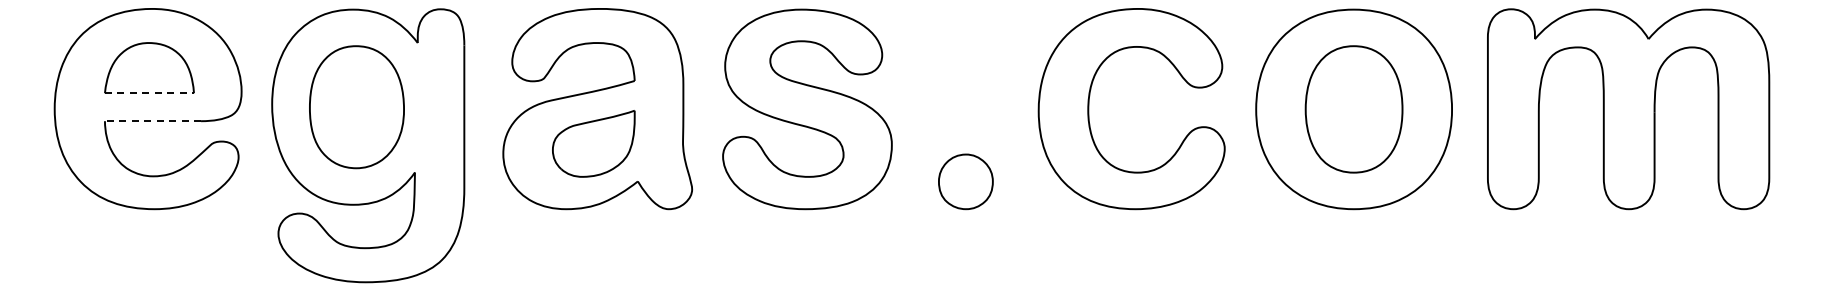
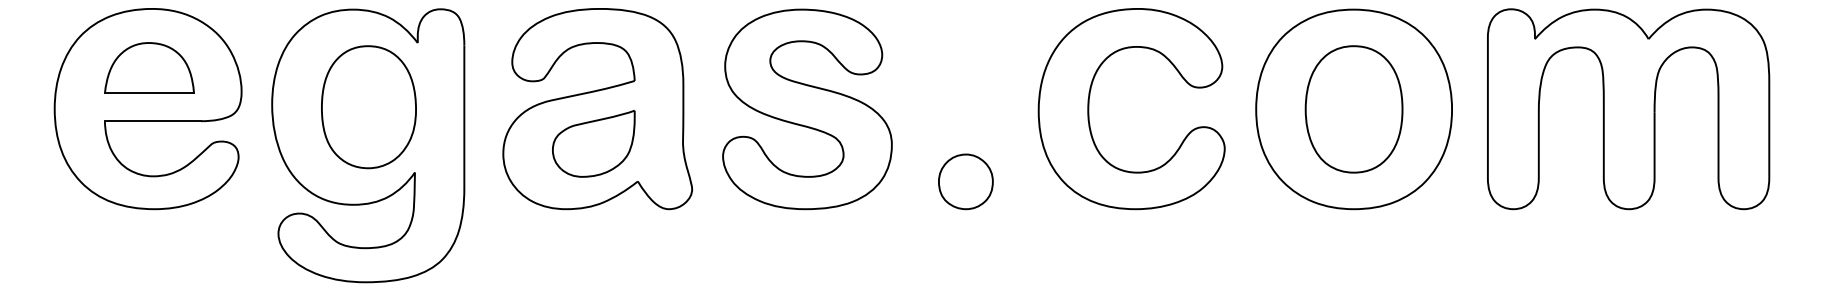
line: dashed -> solid (149, 93)
part position: (356, 107) -> (368, 107) (368, 107)
line: dashed -> solid (152, 121)
